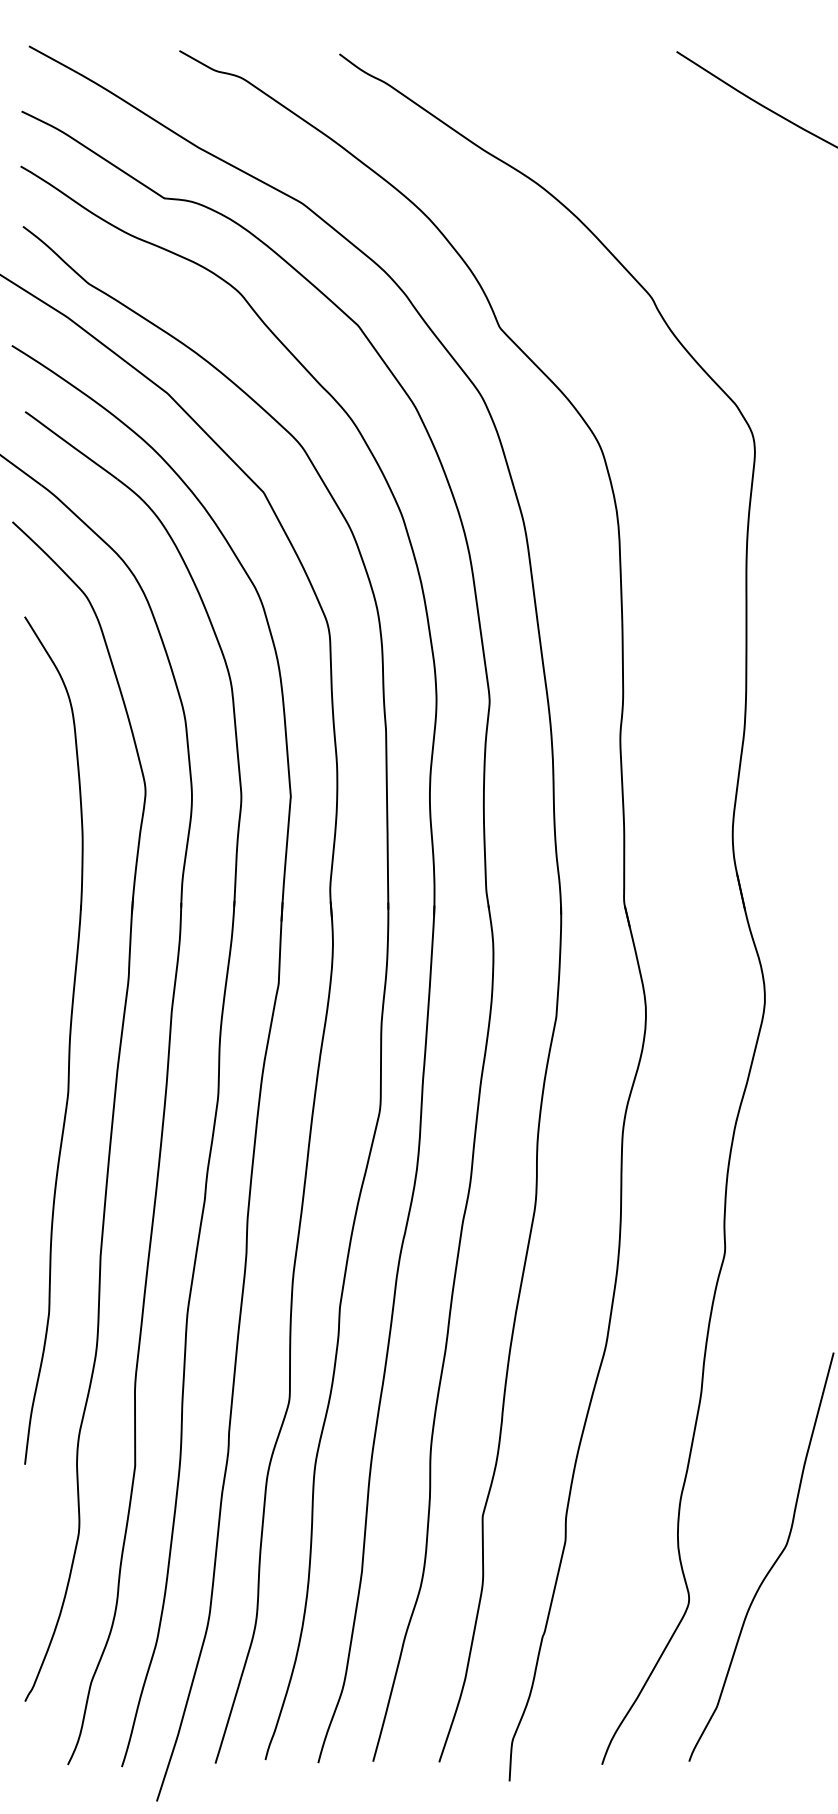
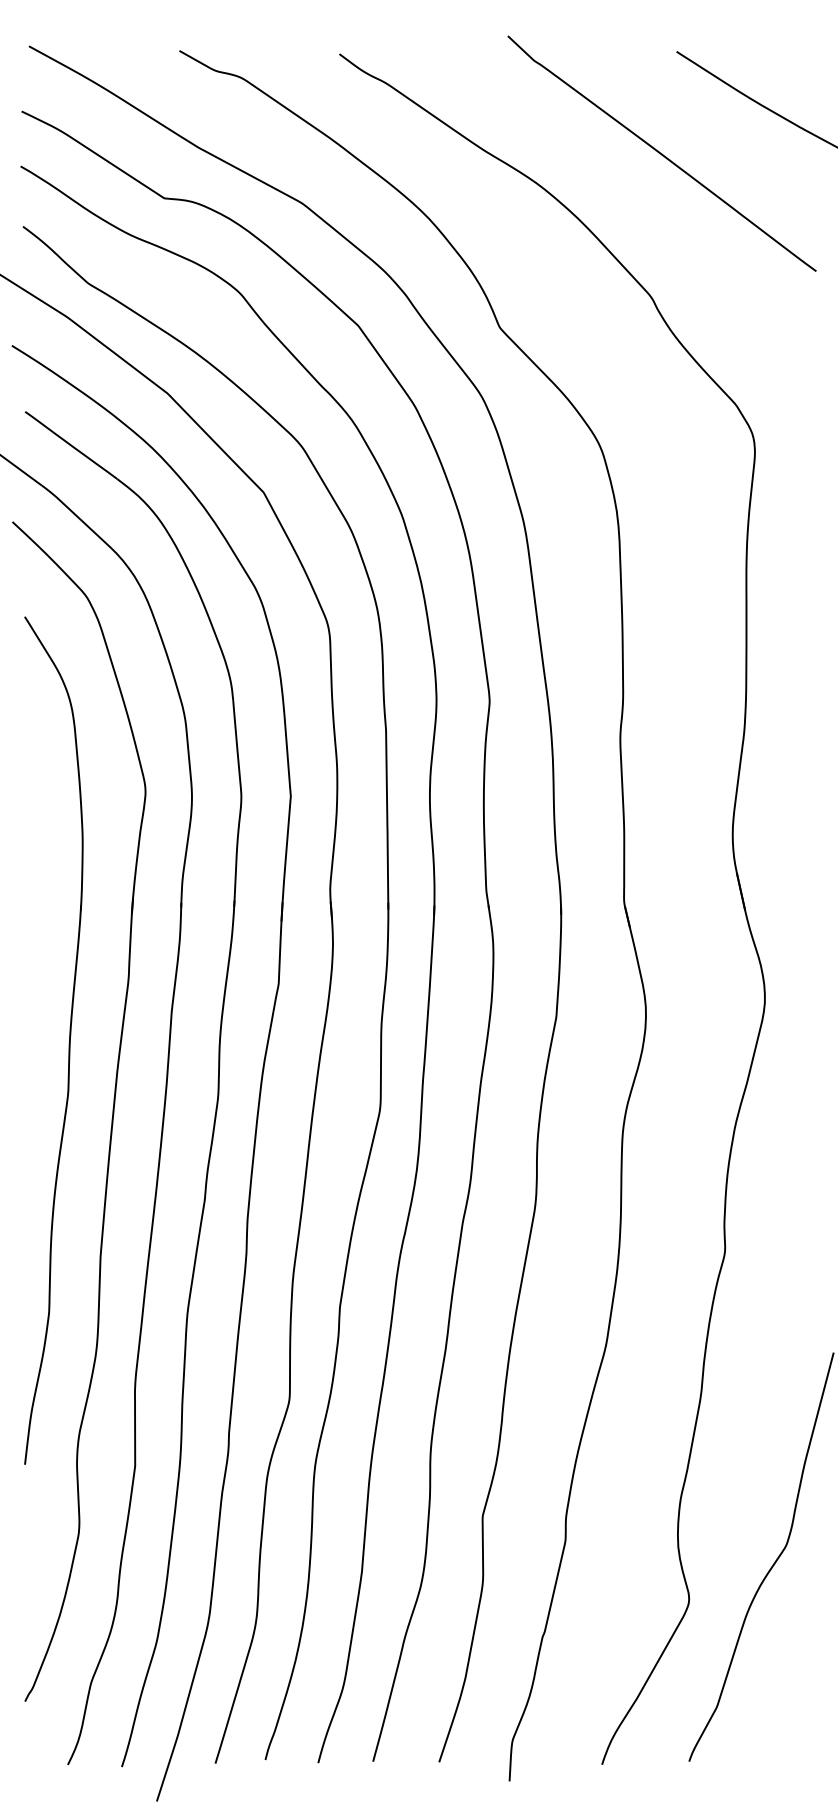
curve: none -> present (661, 153)
